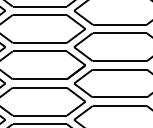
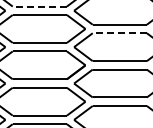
line: solid -> dashed (39, 6)
line: solid -> dashed (119, 33)
